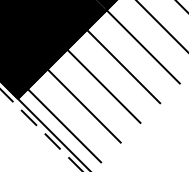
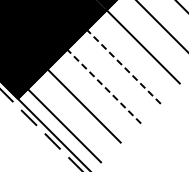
line: solid -> dashed (123, 66)
line: solid -> dashed (103, 86)
